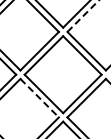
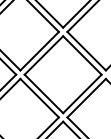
line: dashed -> solid (83, 15)
line: dashed -> solid (40, 98)
